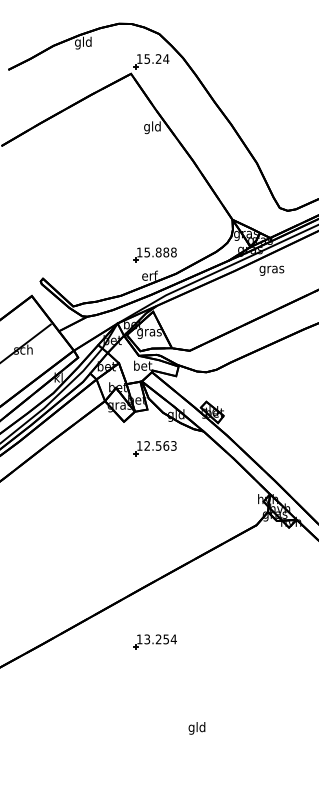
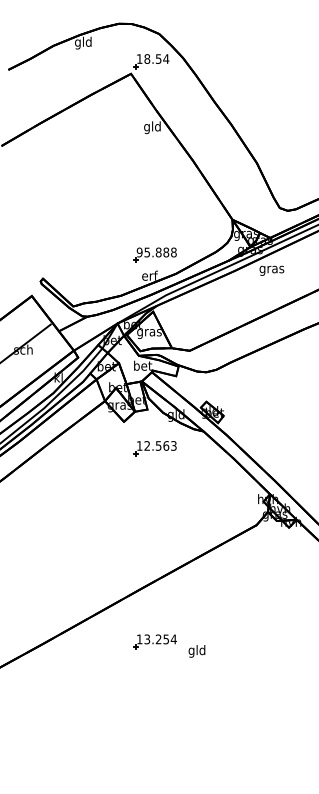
text: 15.24 -> 18.54 (152, 58)
text: 15.888 -> 95.888 (139, 252)
text position: (196, 728) -> (196, 651) (196, 651)
